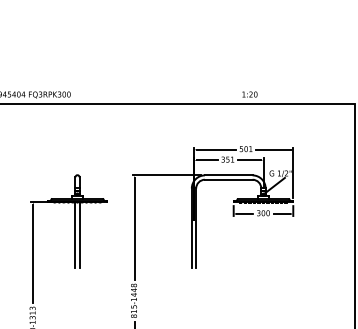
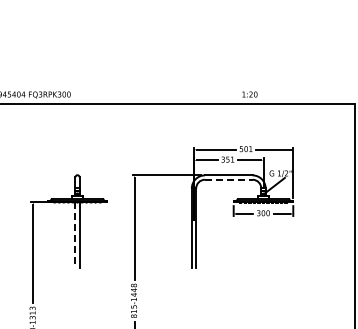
line: solid -> dashed (228, 179)
line: solid -> dashed (75, 234)
